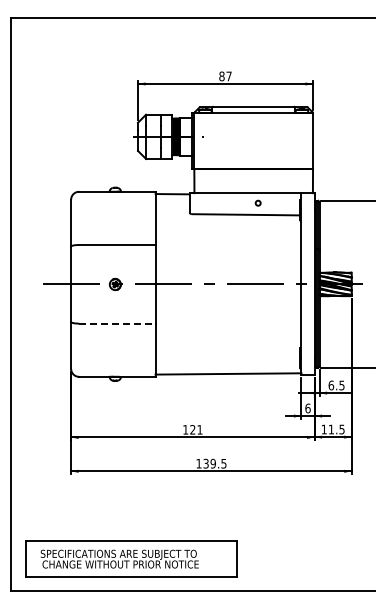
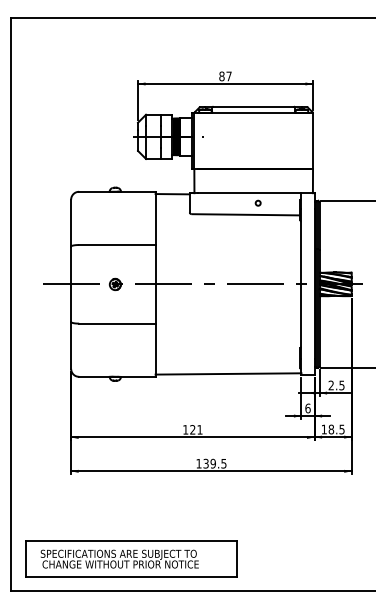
line: dashed -> solid (117, 323)
text: 6.5 -> 2.5 (331, 385)
text: 11.5 -> 18.5 (331, 429)
